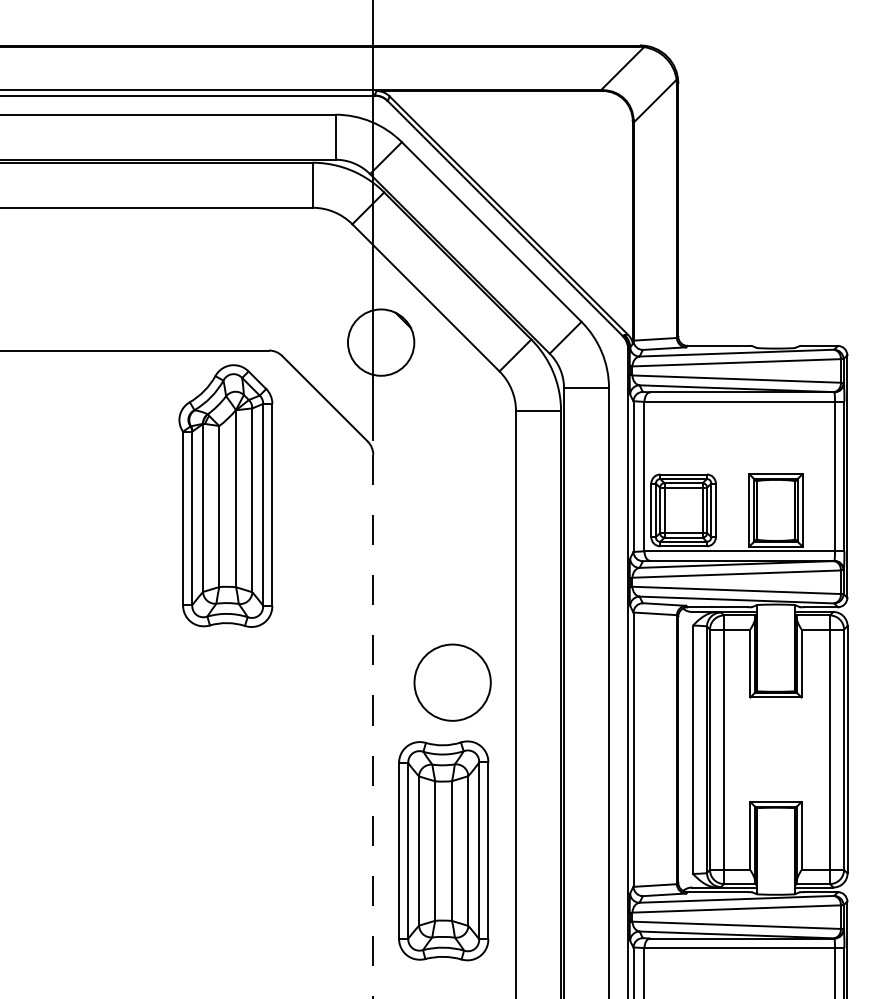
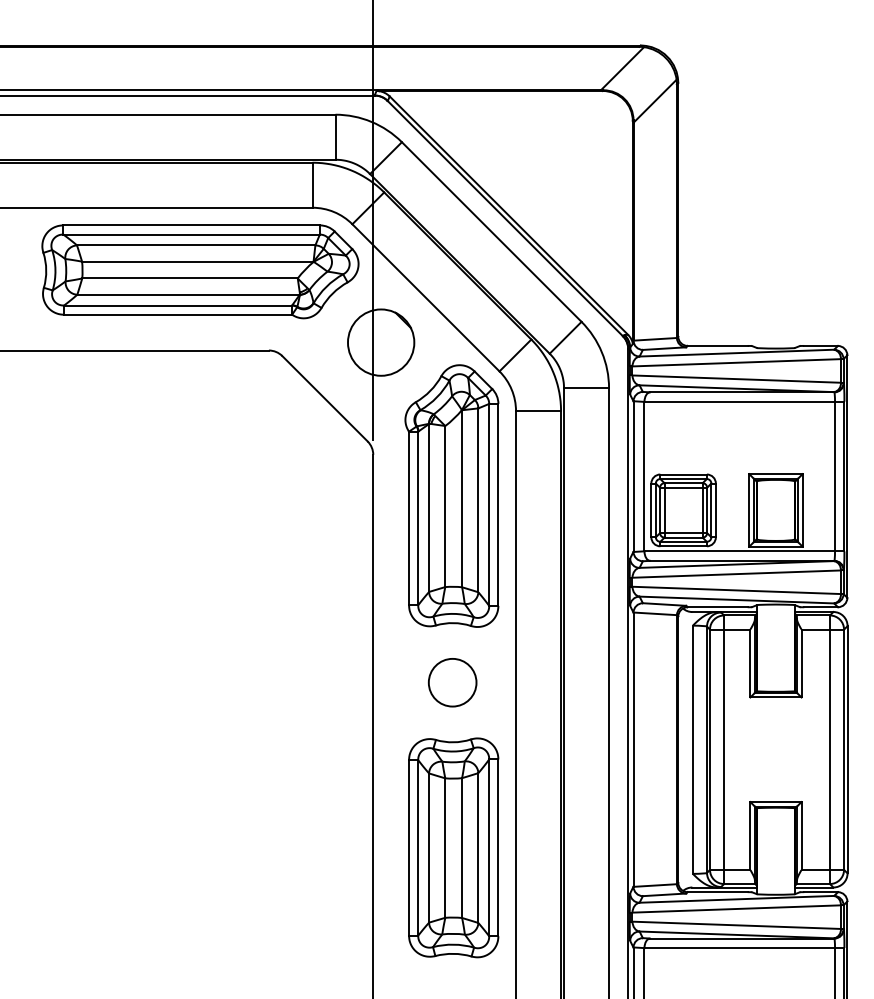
part: none -> present (200, 271)
part position: (225, 495) -> (451, 495) (451, 495)
circle diameter: 76 px -> 48 px (452, 682)
line: dashed -> solid (373, 726)
part position: (443, 850) -> (453, 847) (453, 847)
